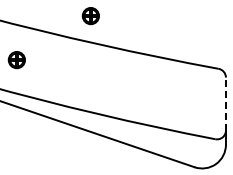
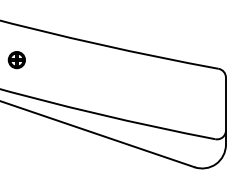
part: present -> none (90, 16)
line: dashed -> solid (225, 103)
